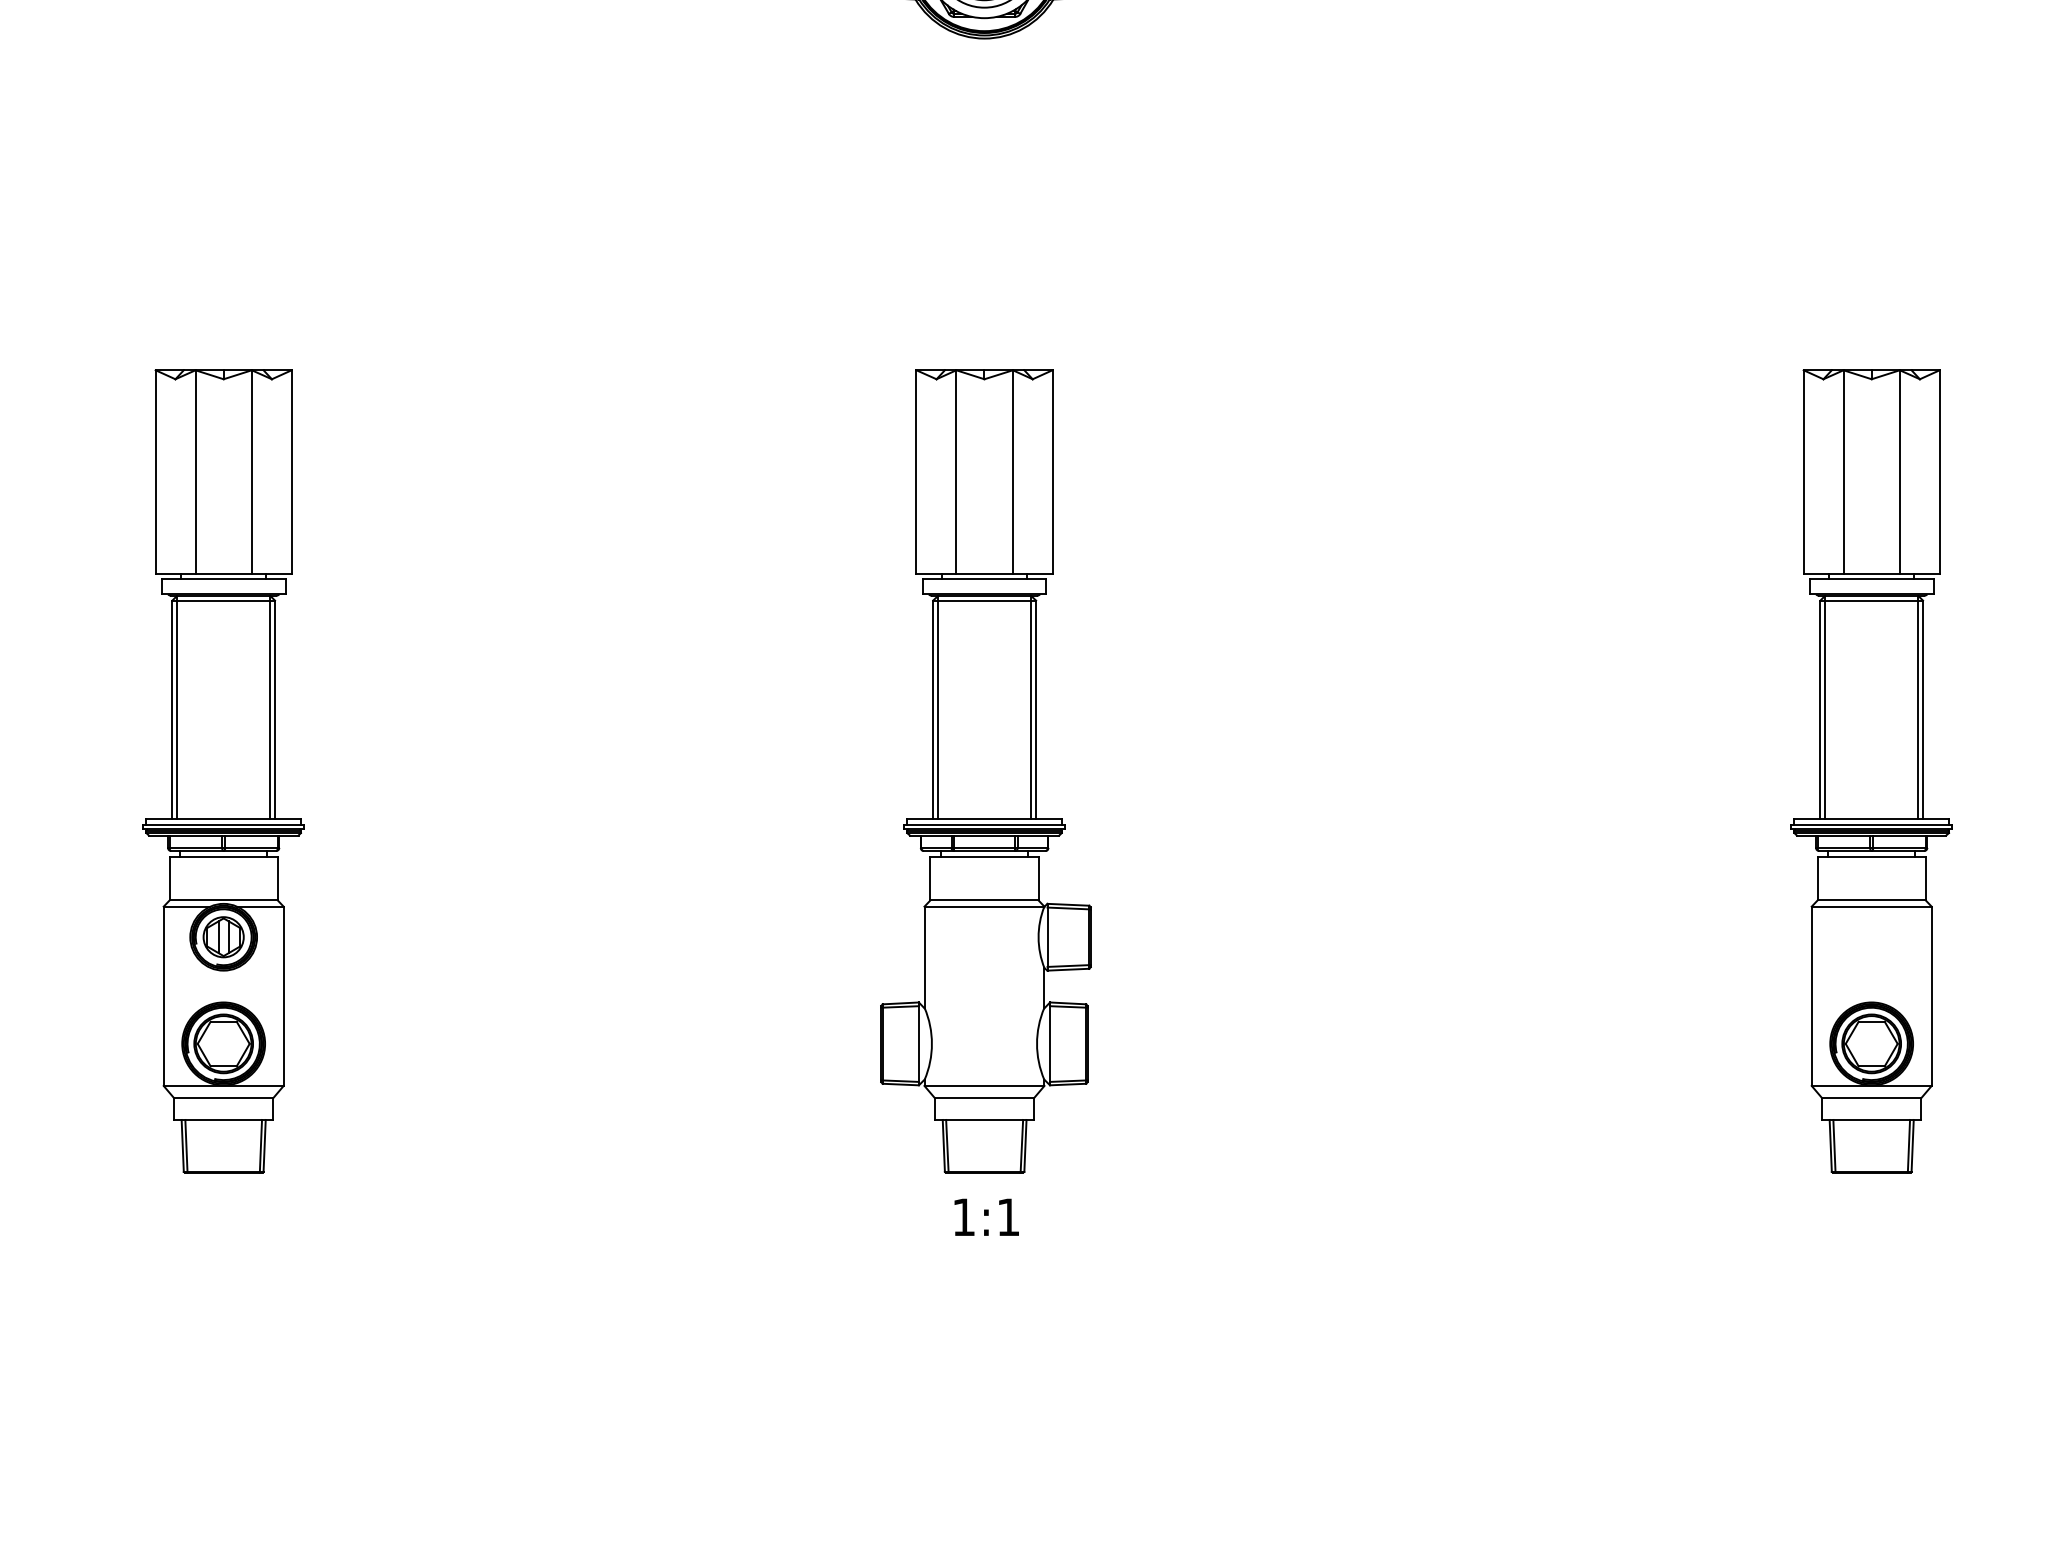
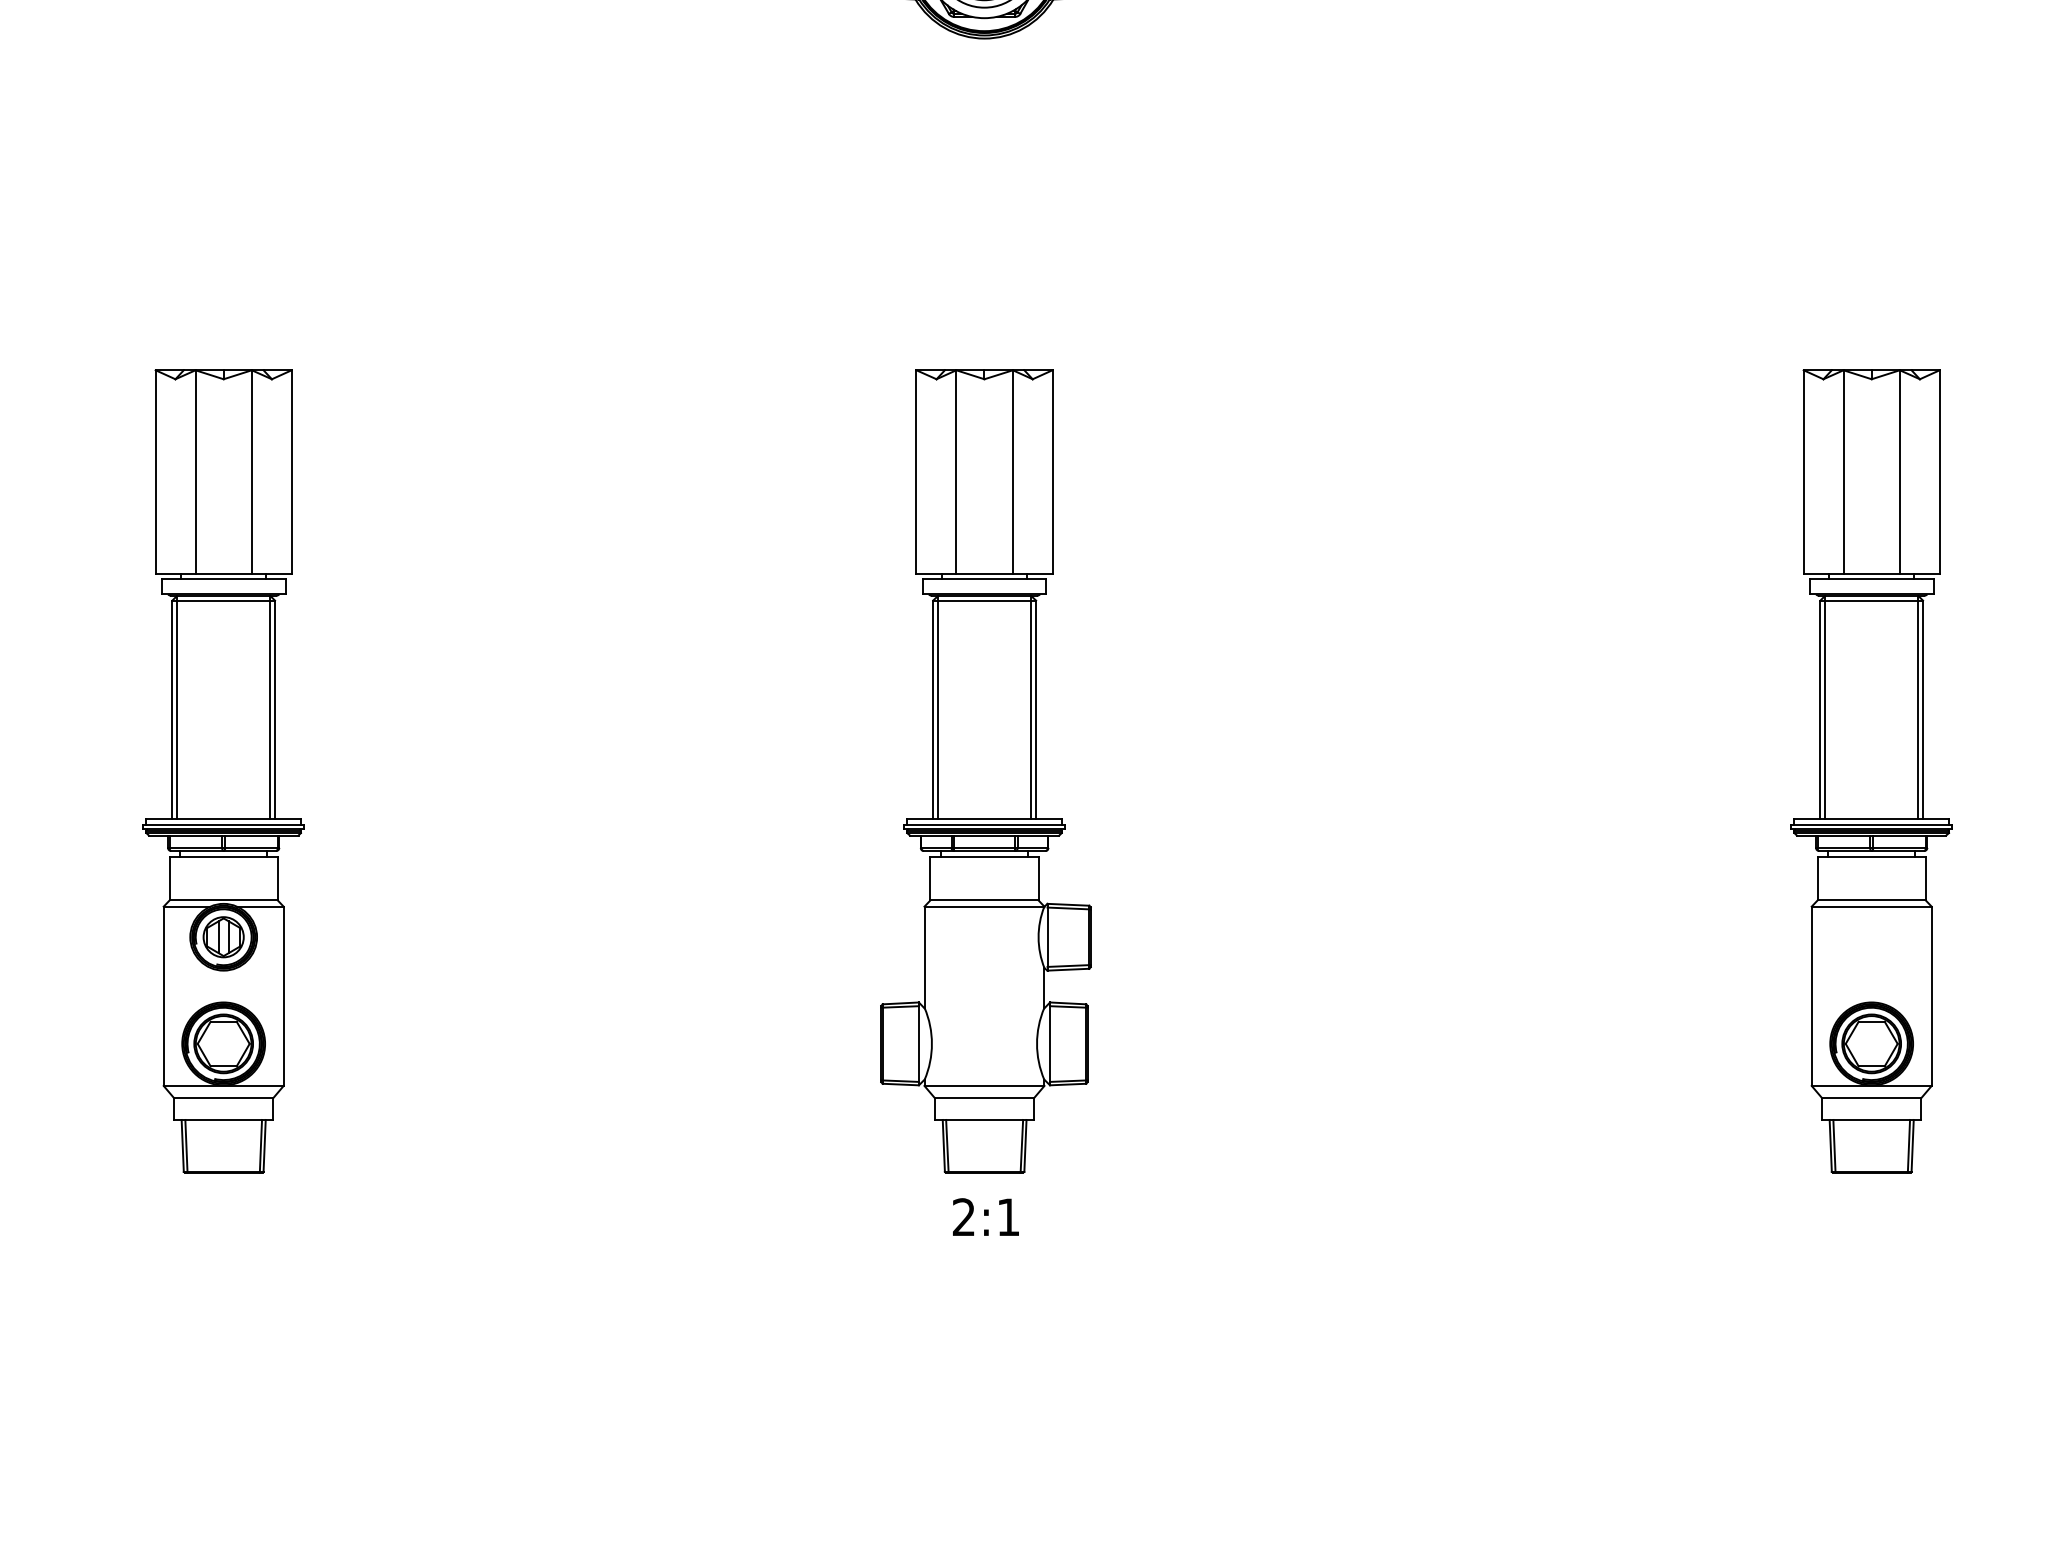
text: 1:1 -> 2:1 (963, 1216)
